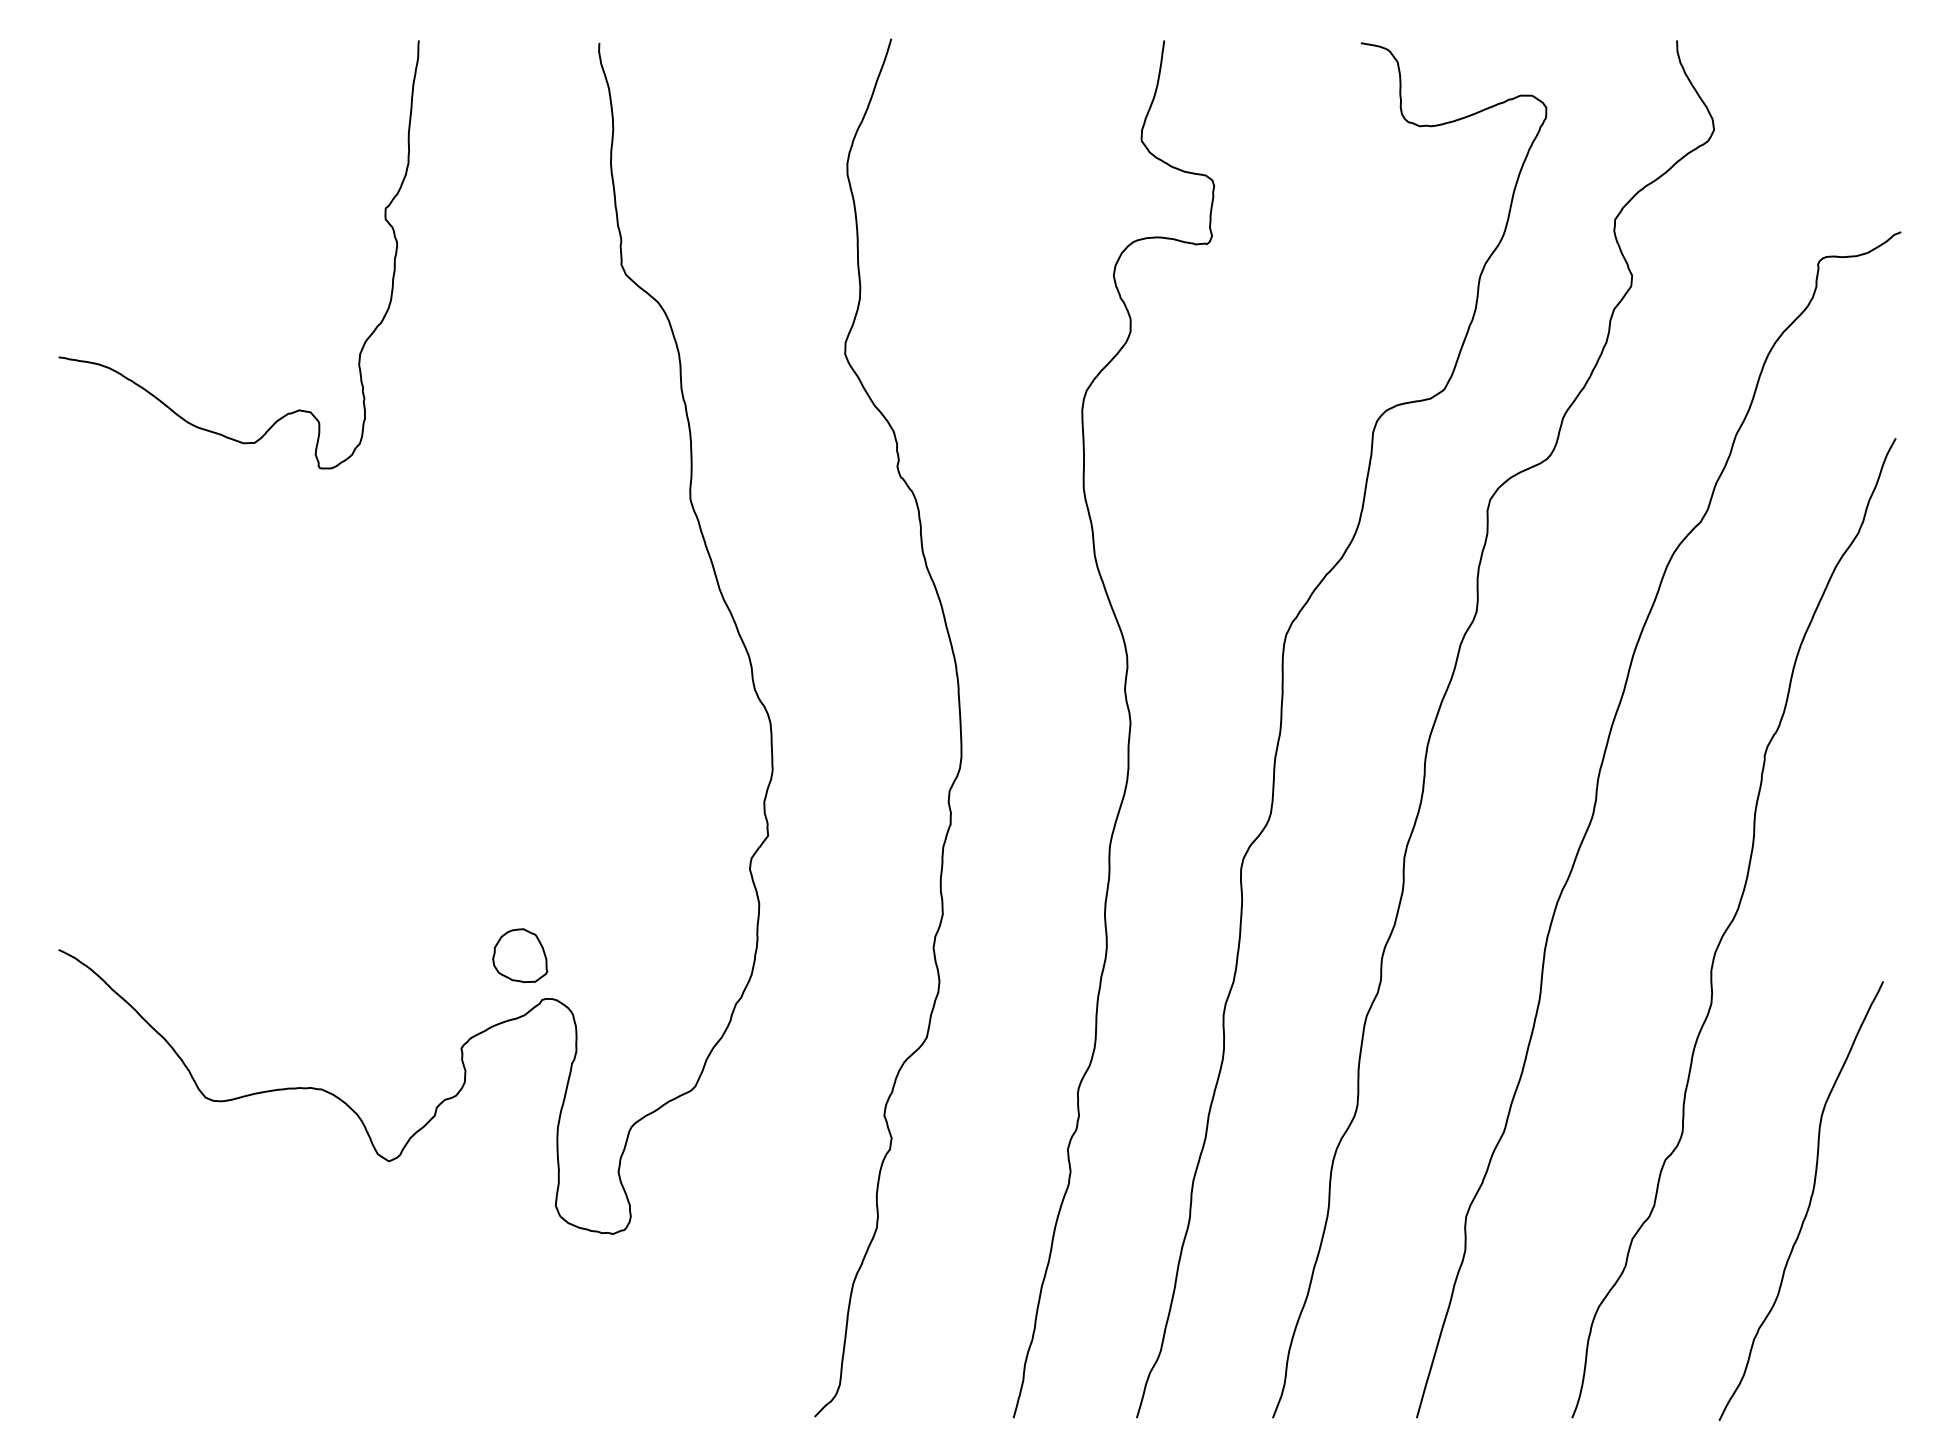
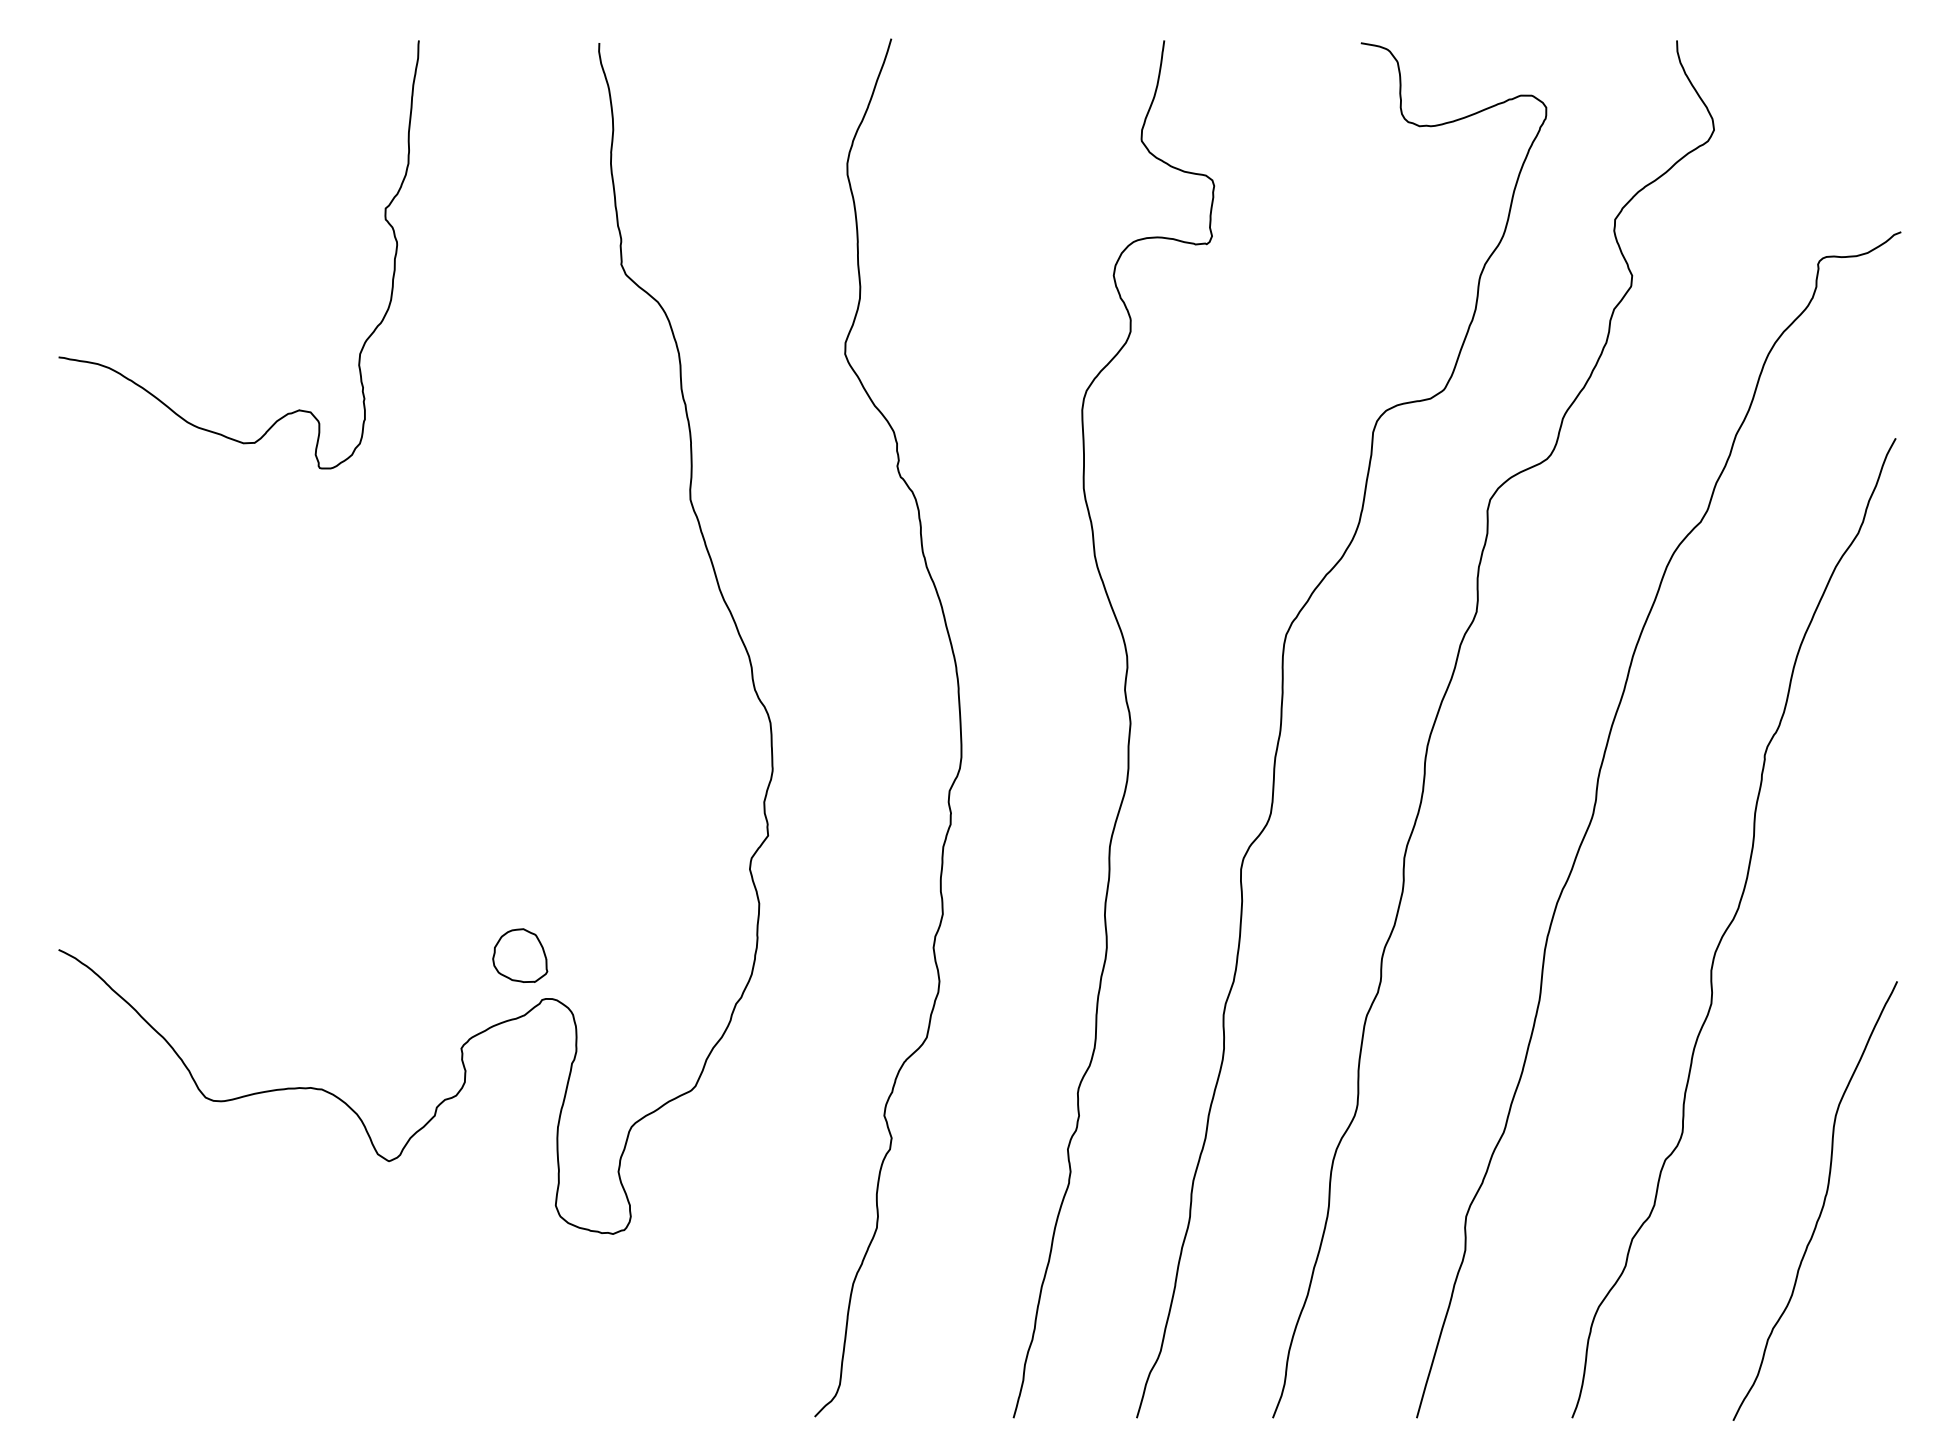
curve position: (1808, 1204) -> (1822, 1204) (1822, 1204)
